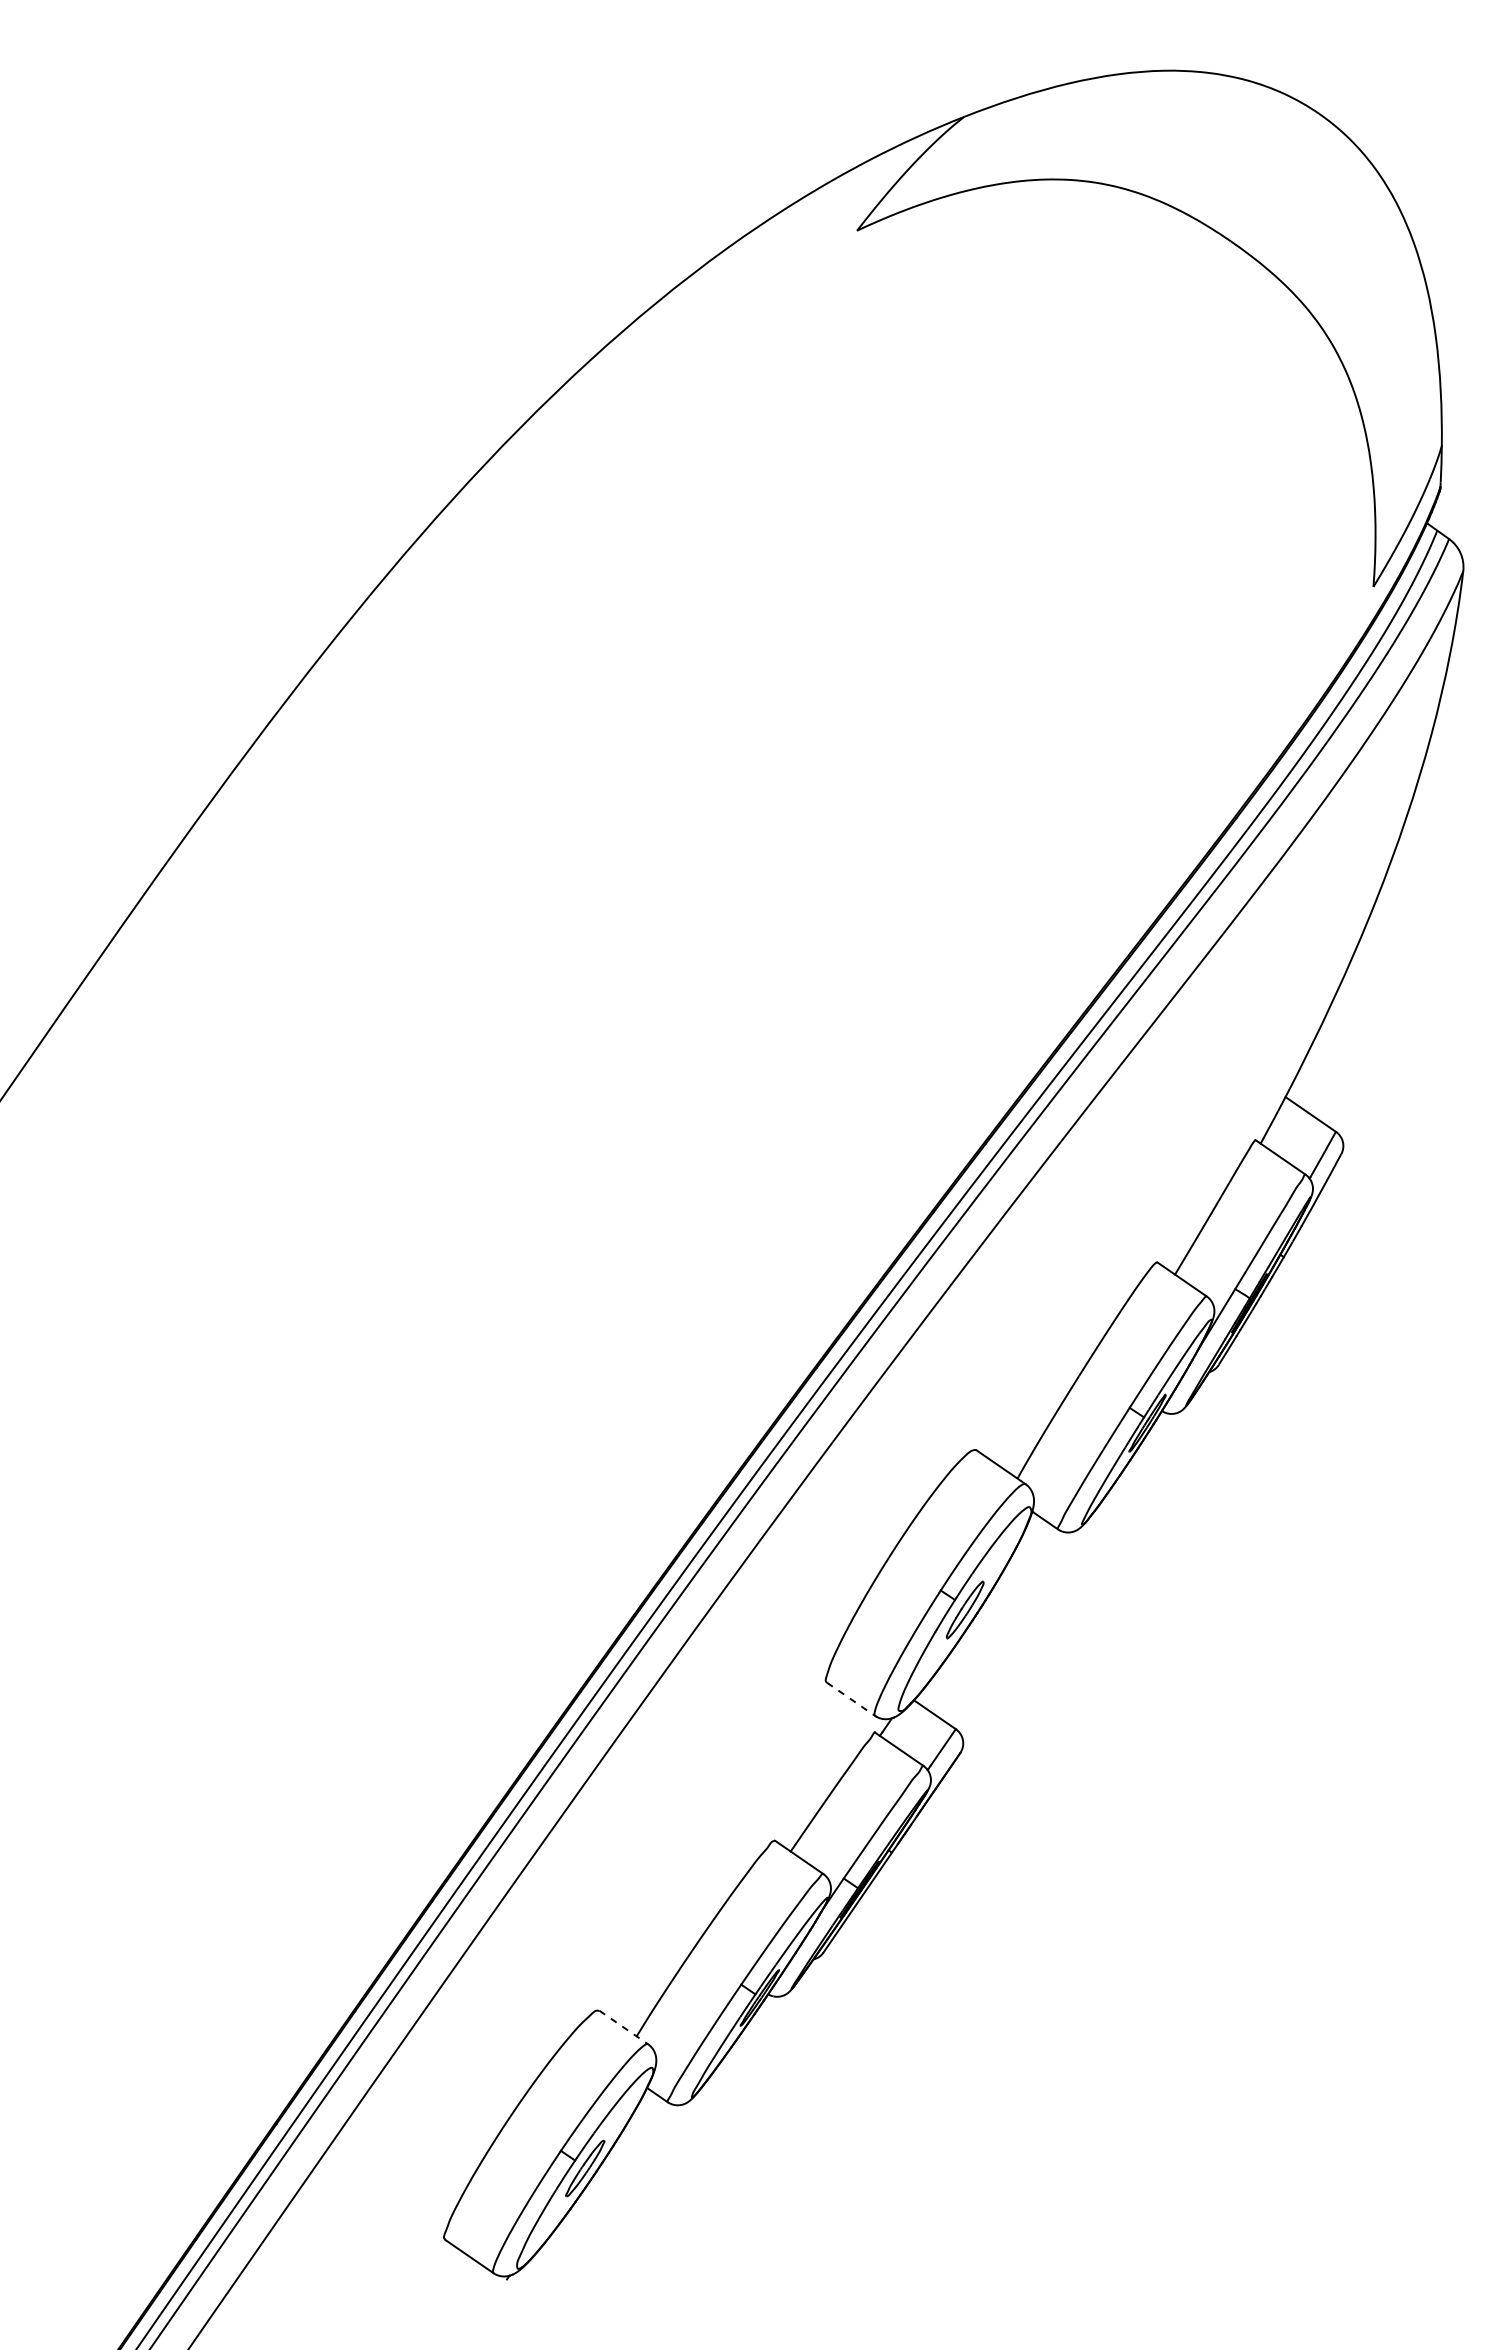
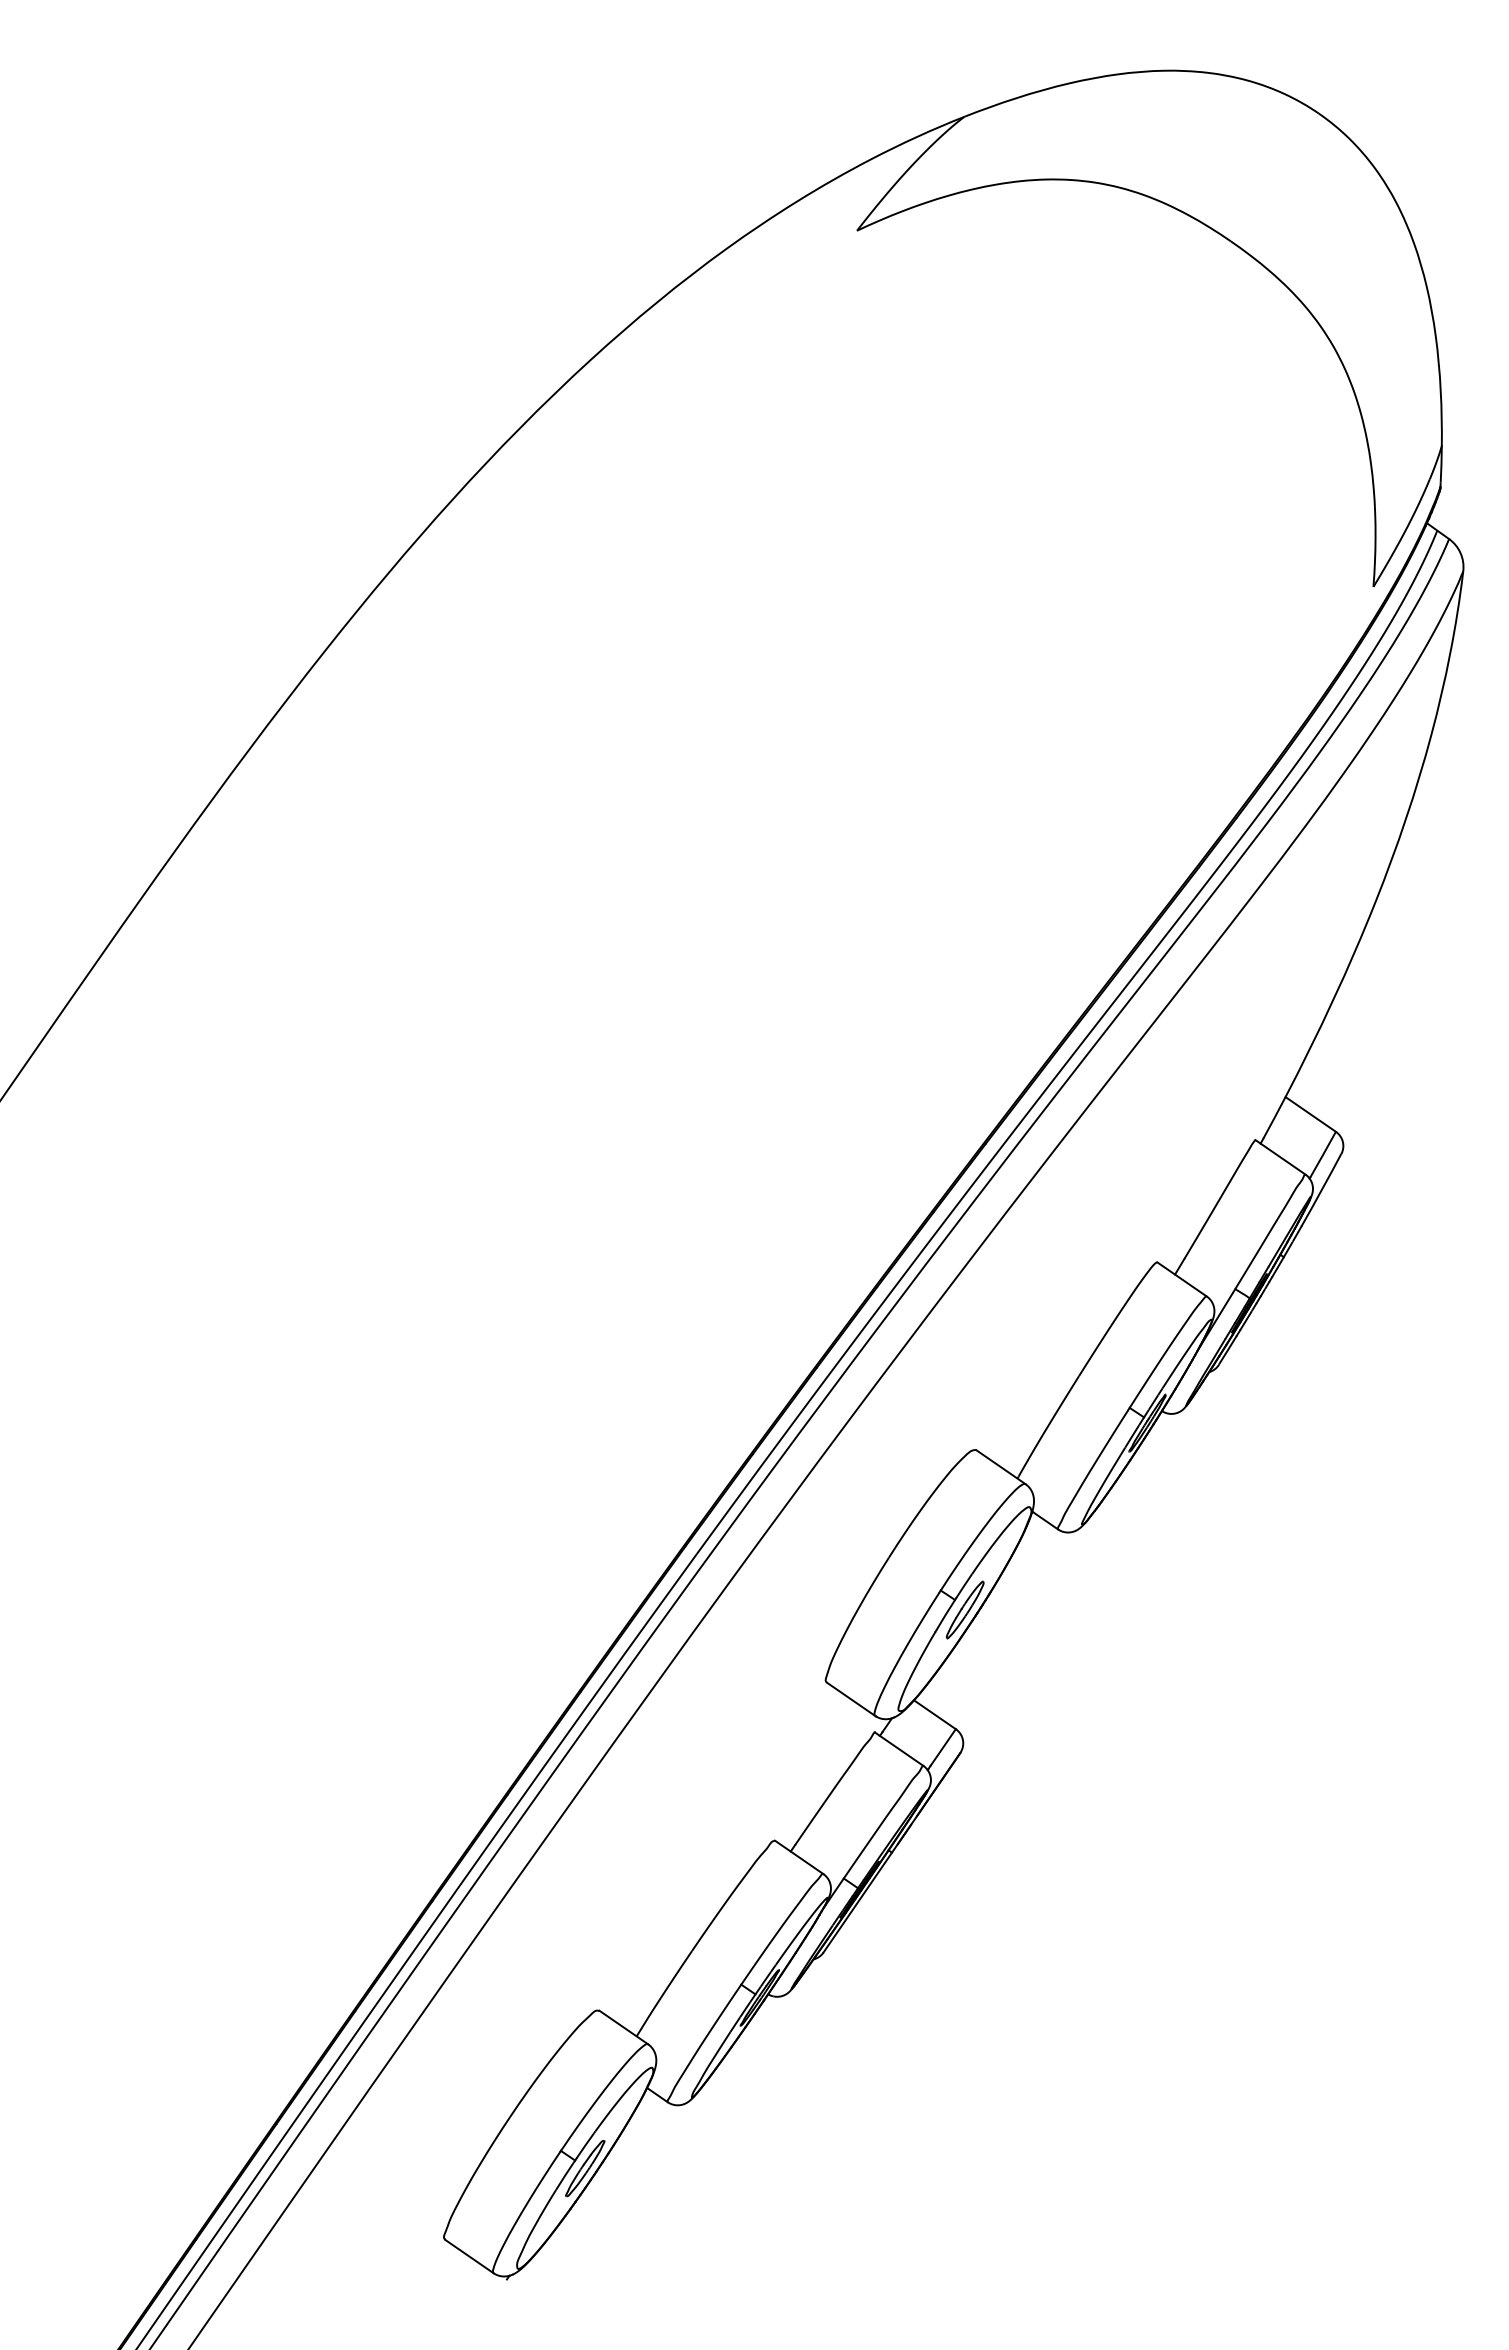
line: dashed -> solid (851, 1699)
line: dashed -> solid (623, 2027)
